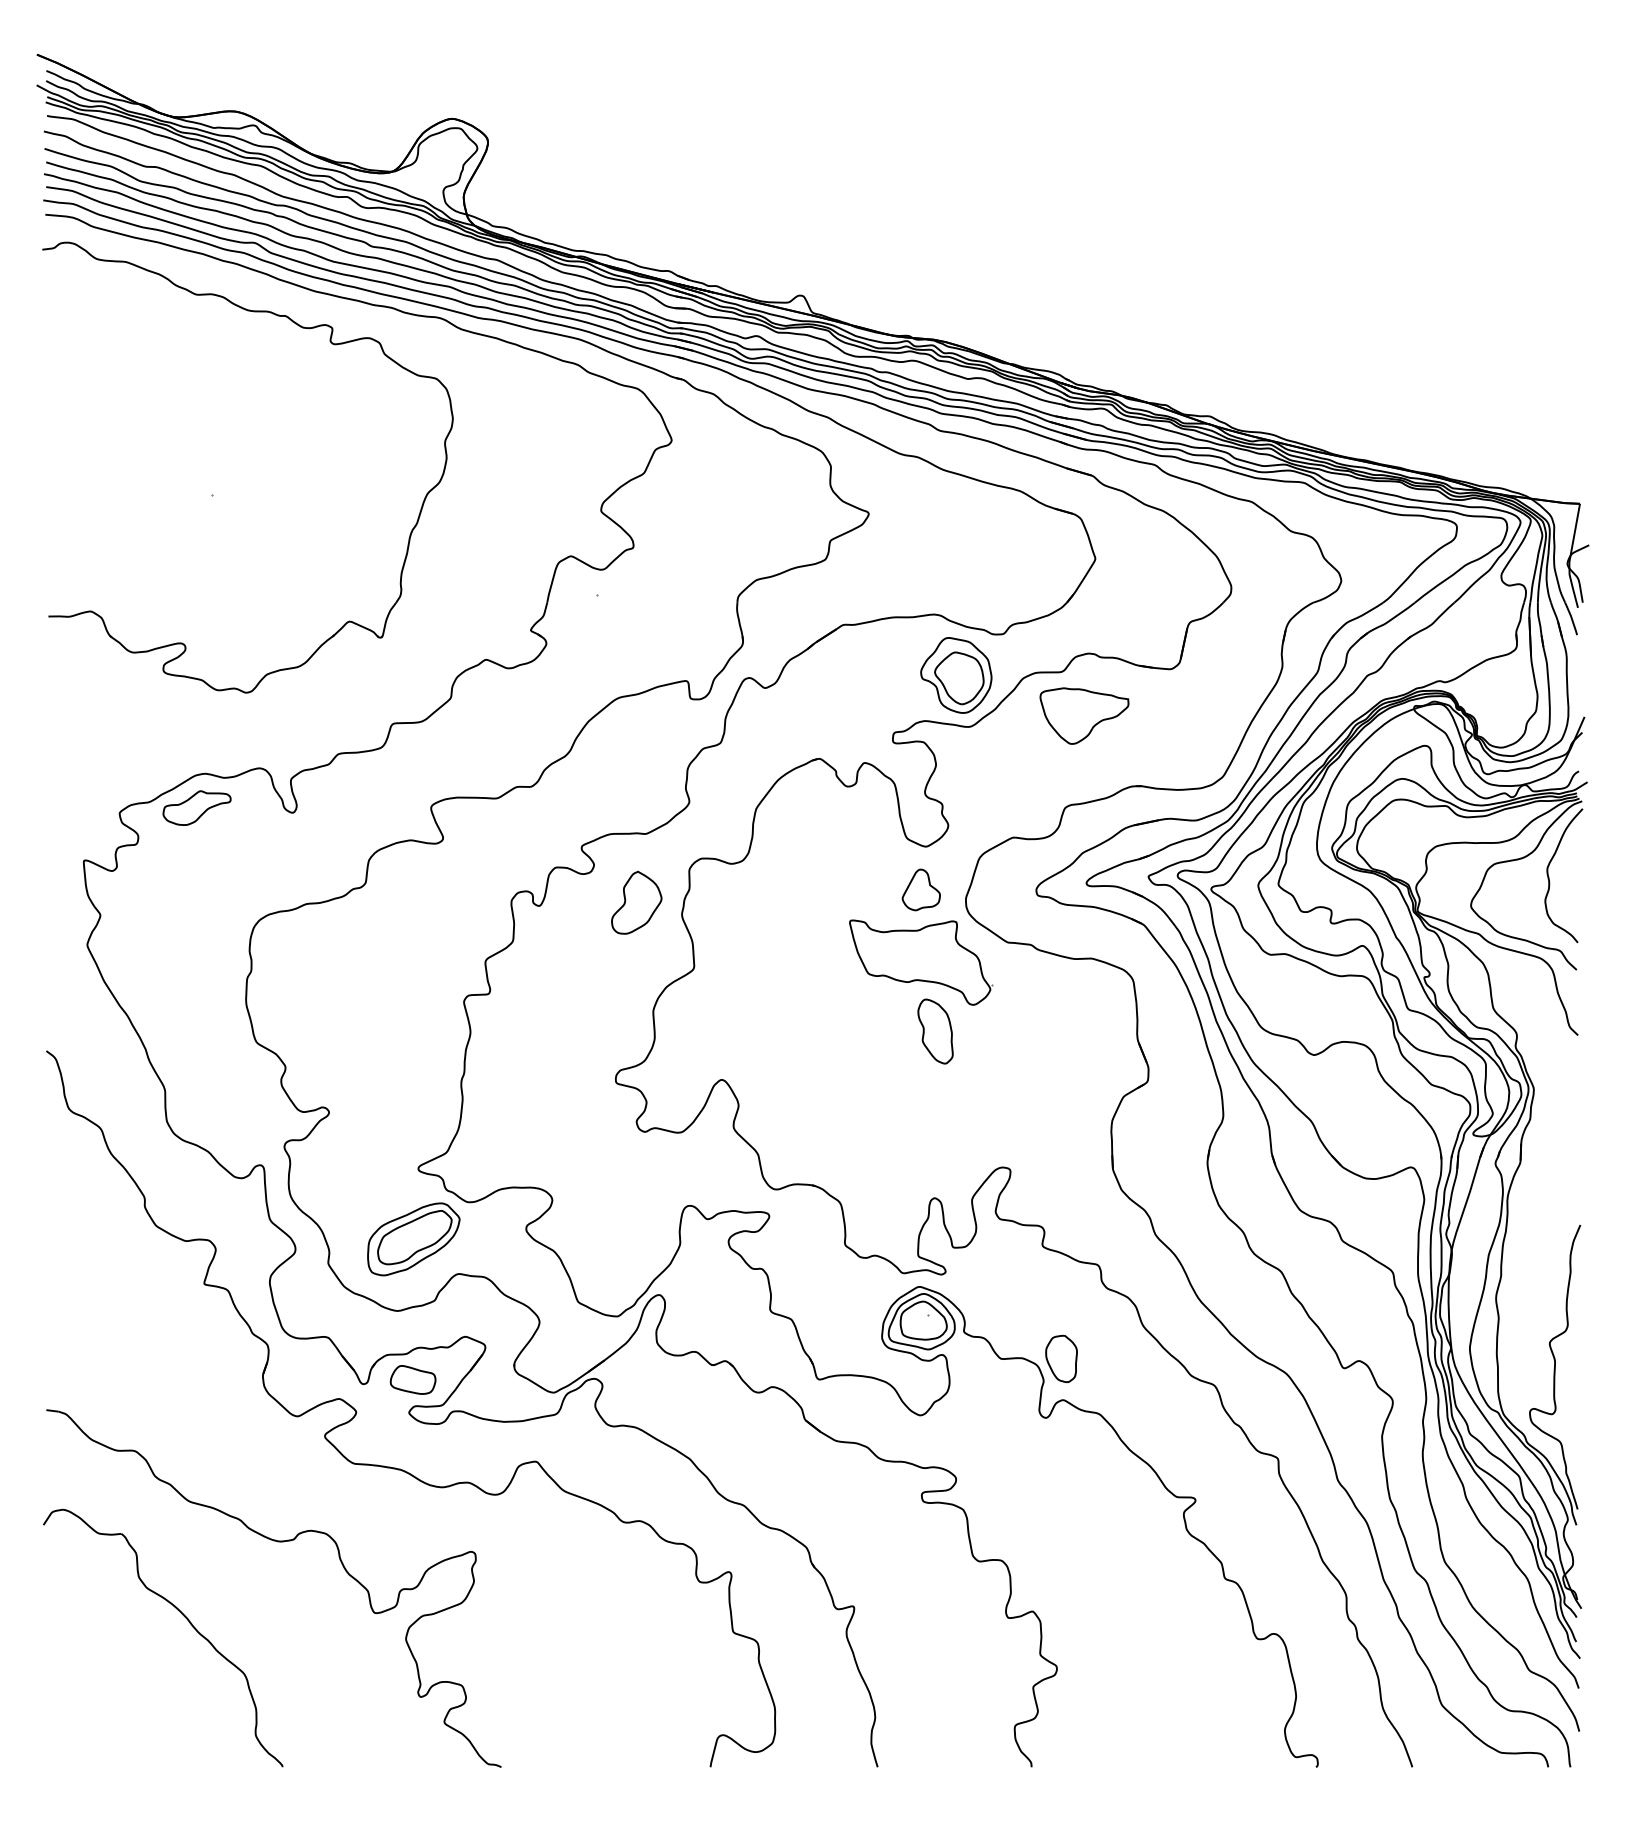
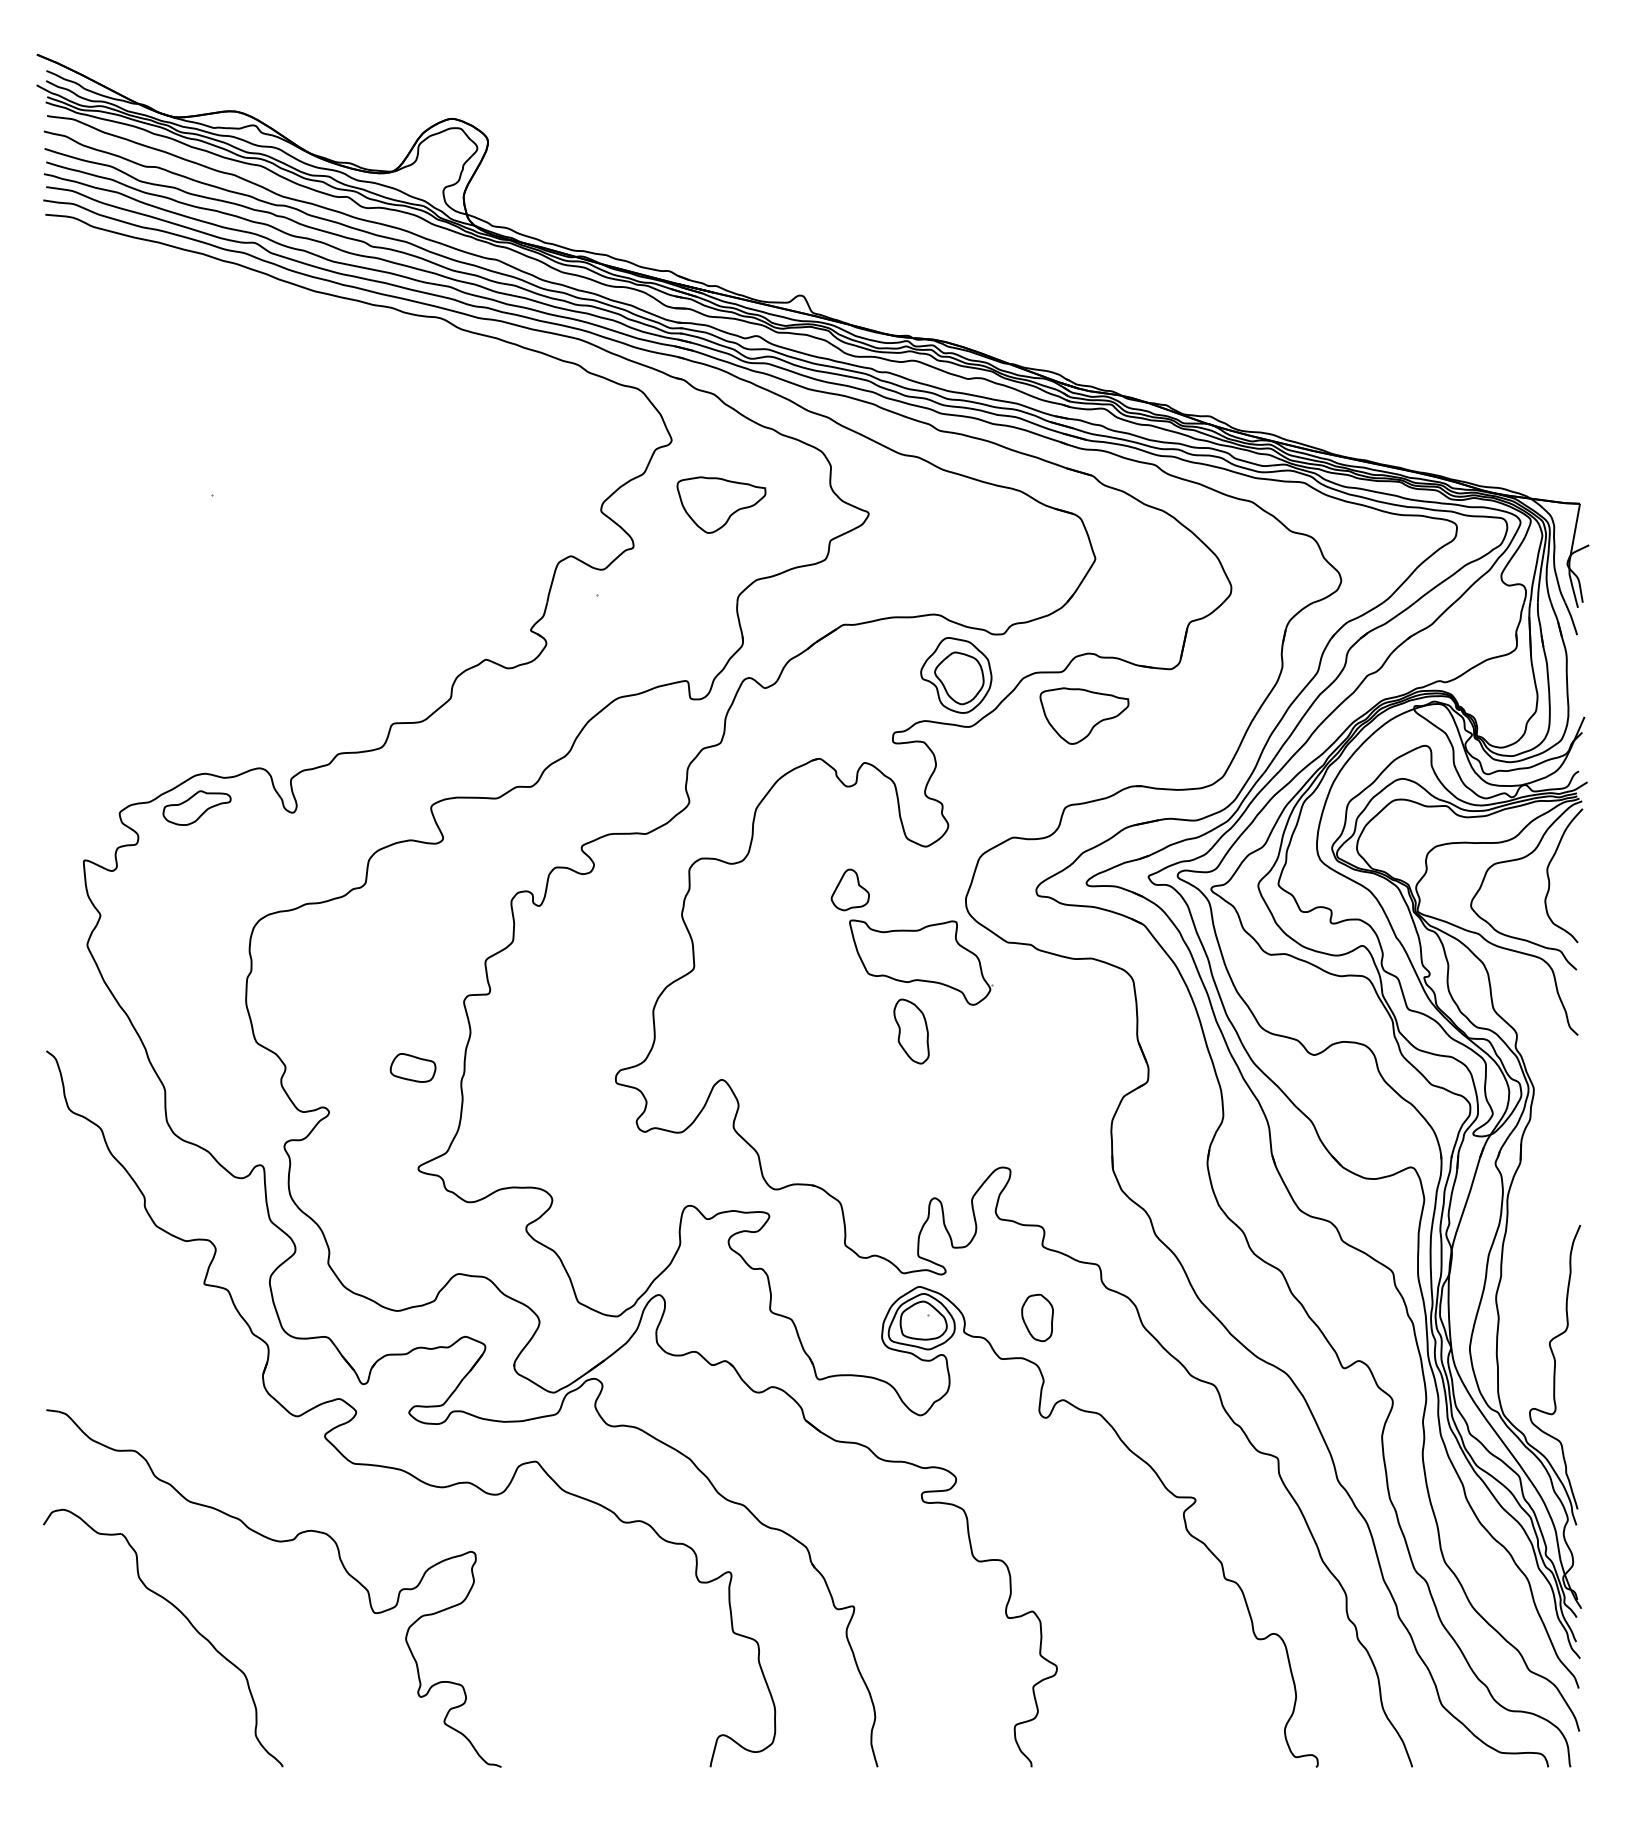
part: present -> none (302, 328)
part: none -> present (721, 504)
part position: (920, 889) -> (849, 889) (849, 889)
part: present -> none (636, 902)
part position: (935, 1031) -> (911, 1031) (911, 1031)
part: present -> none (413, 1239)
part position: (1061, 1358) -> (1037, 1317) (1037, 1317)
part position: (412, 1379) -> (412, 1067) (412, 1067)
